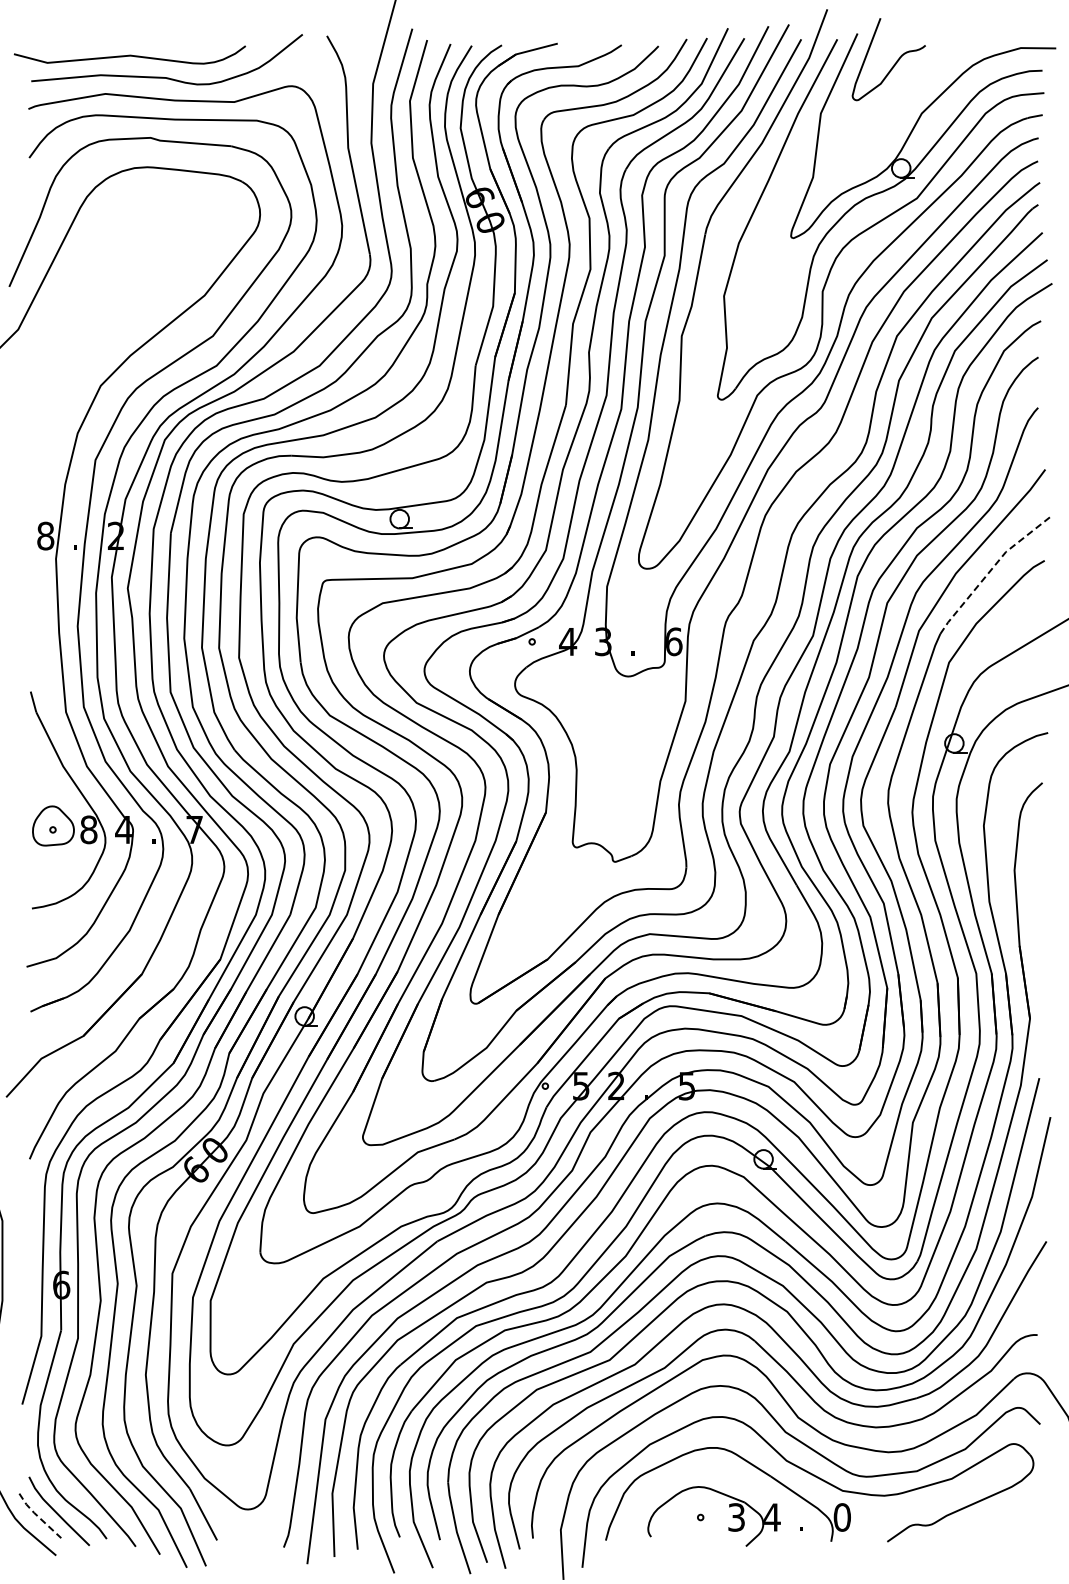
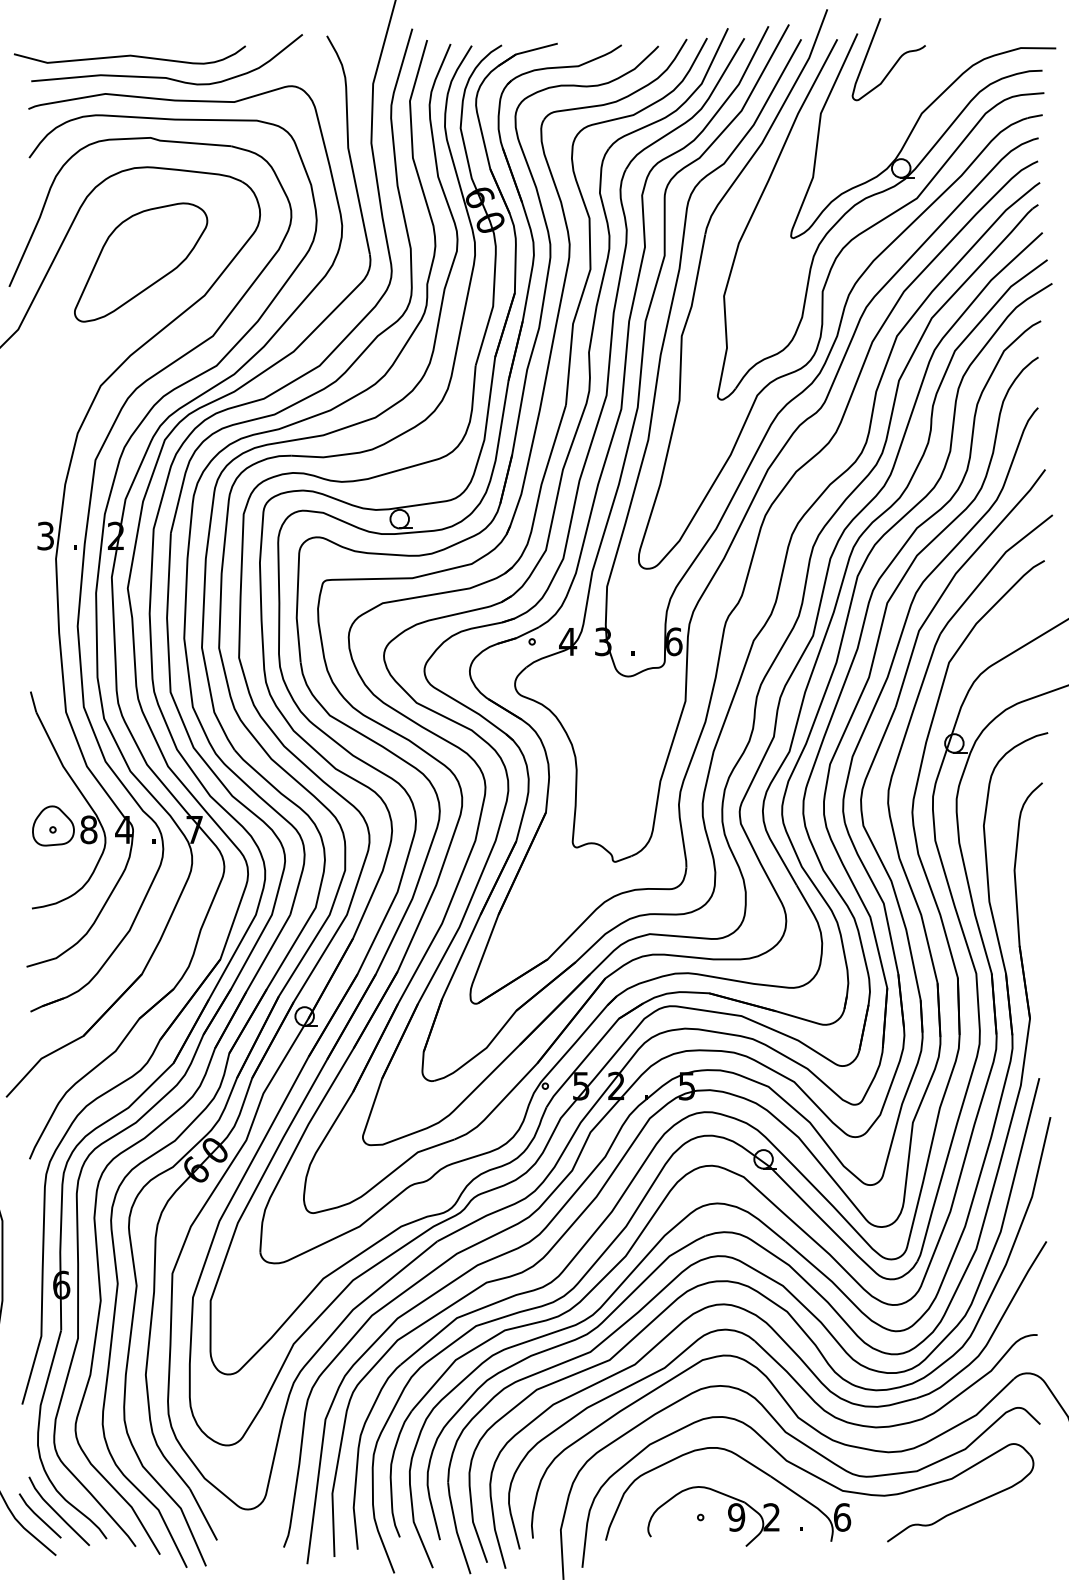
part: none -> present (141, 262)
text: 8 -> 3 (45, 535)
line: dashed -> solid (991, 569)
line: dashed -> solid (37, 1516)
text: 3 -> 9 (736, 1517)
text: 4 -> 2 (771, 1517)
text: 0 -> 6 (842, 1517)
